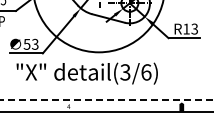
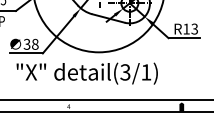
text: 53 -> 38 (31, 43)
text: detail(3/6) -> detail(3/1) (146, 72)
line: dashed -> solid (106, 99)
